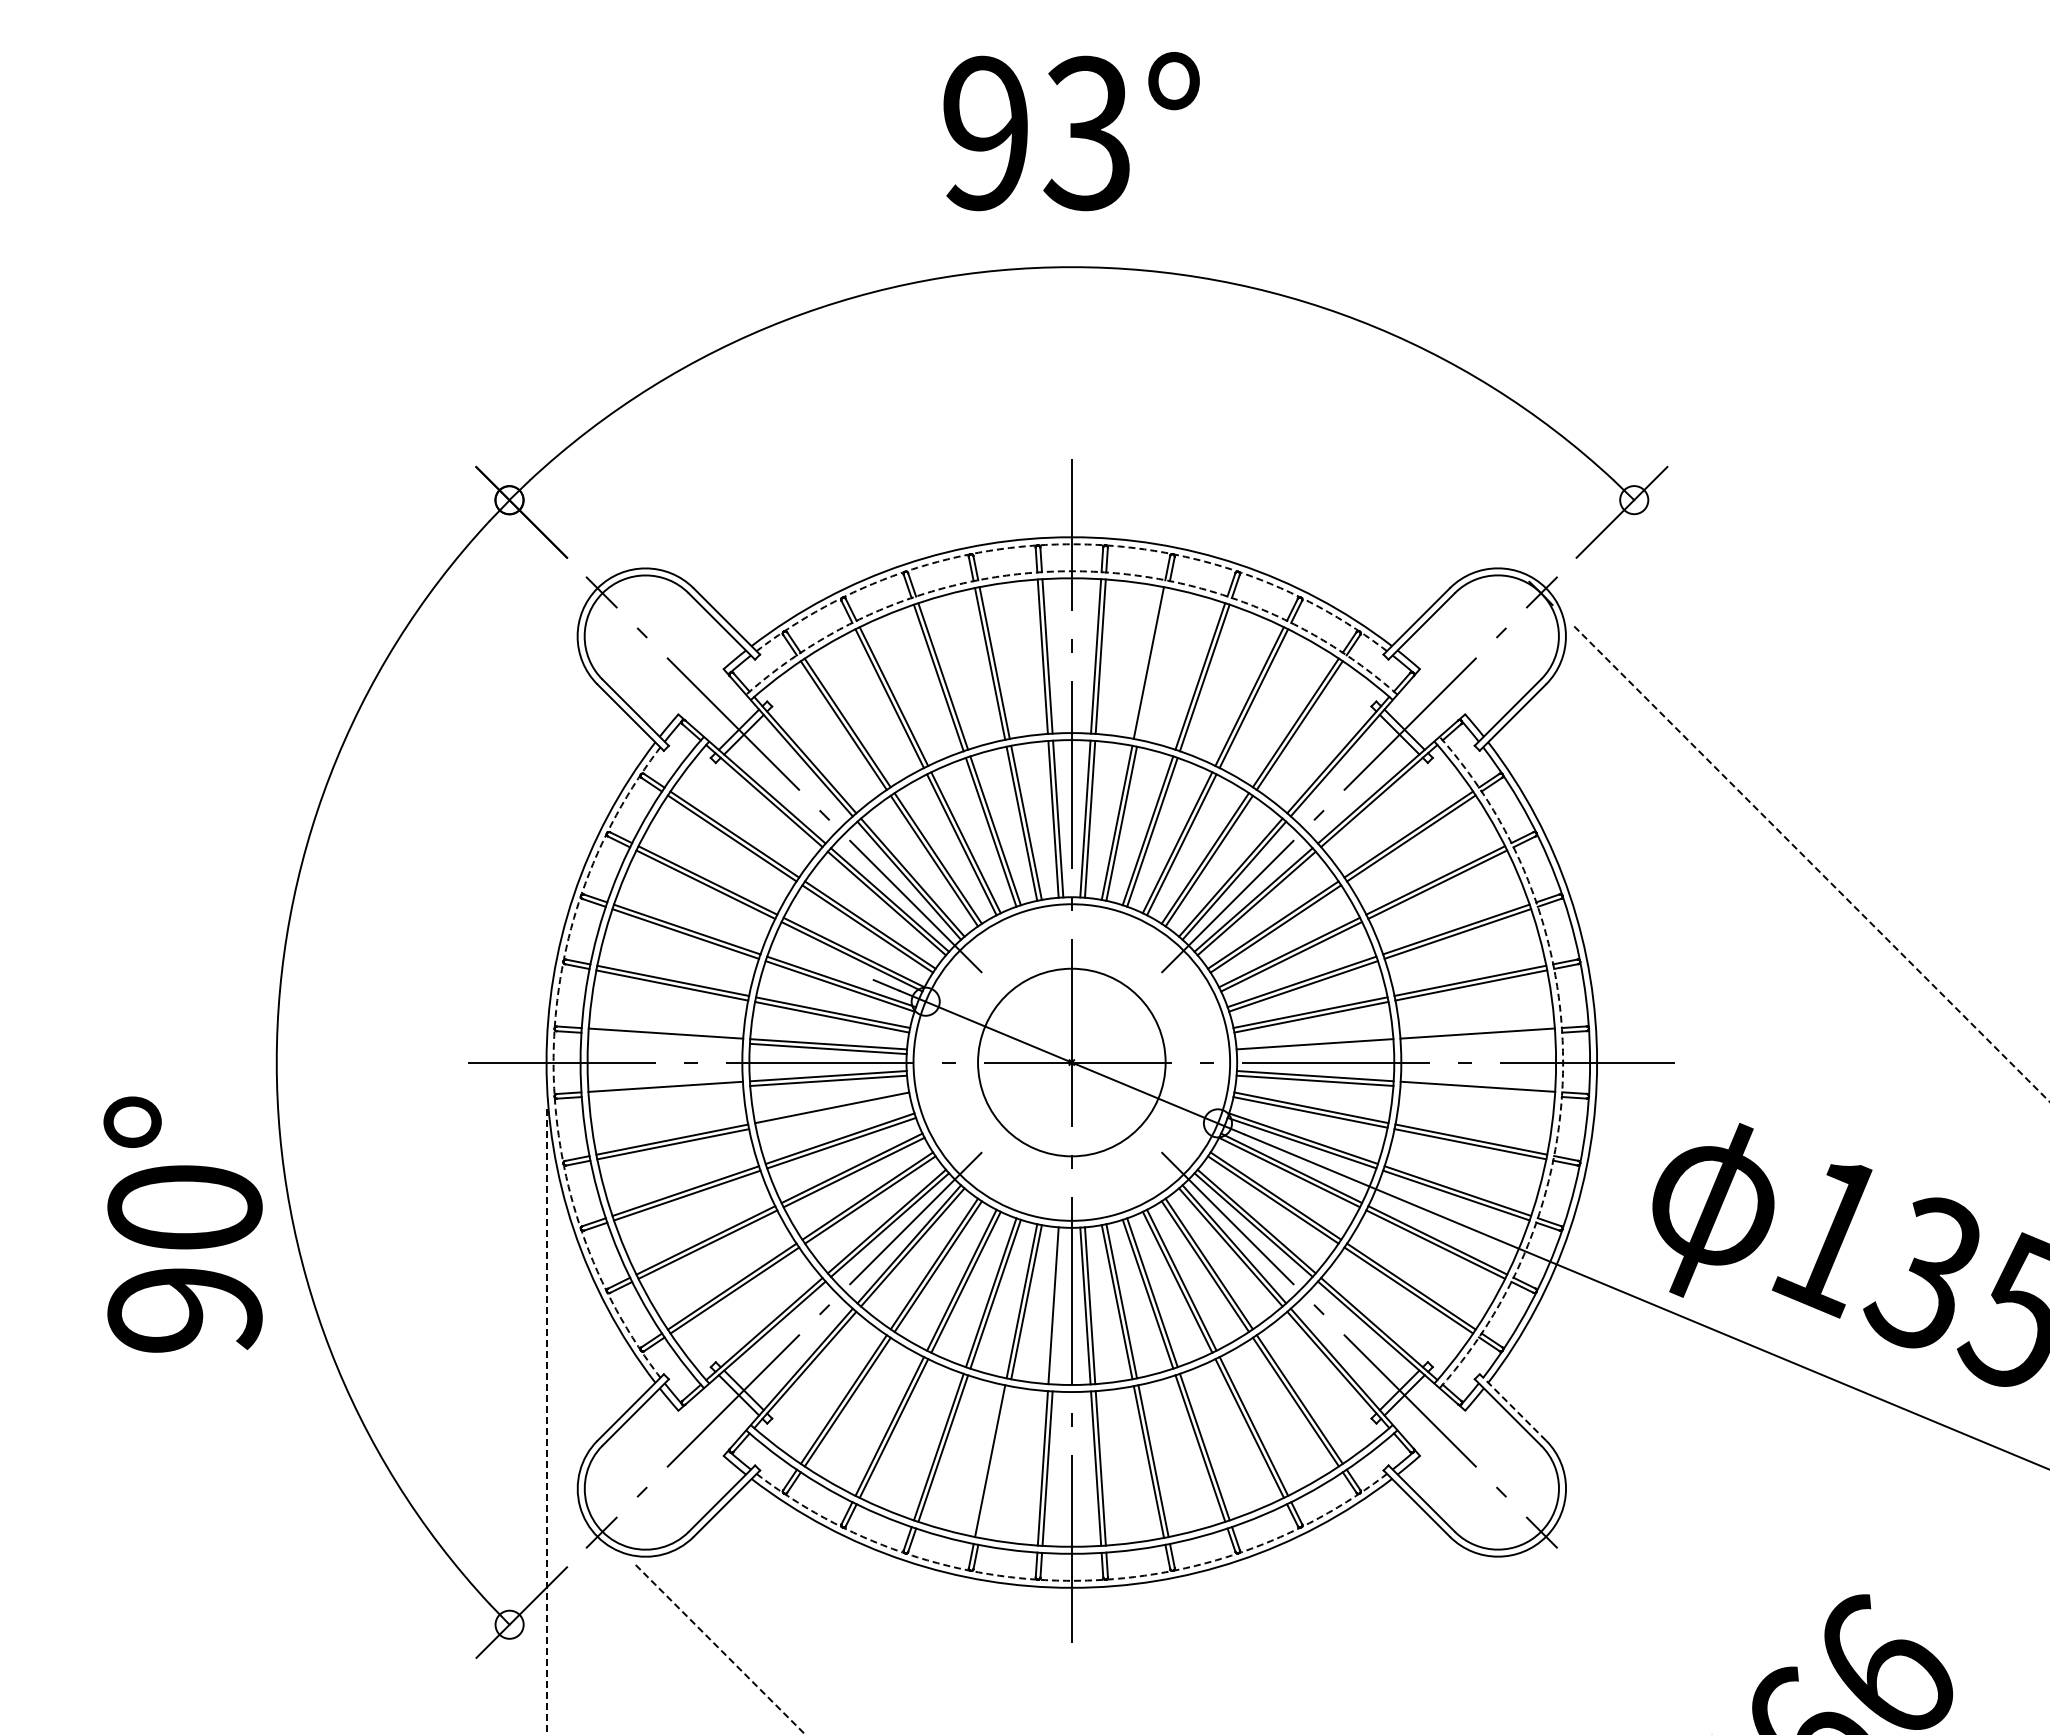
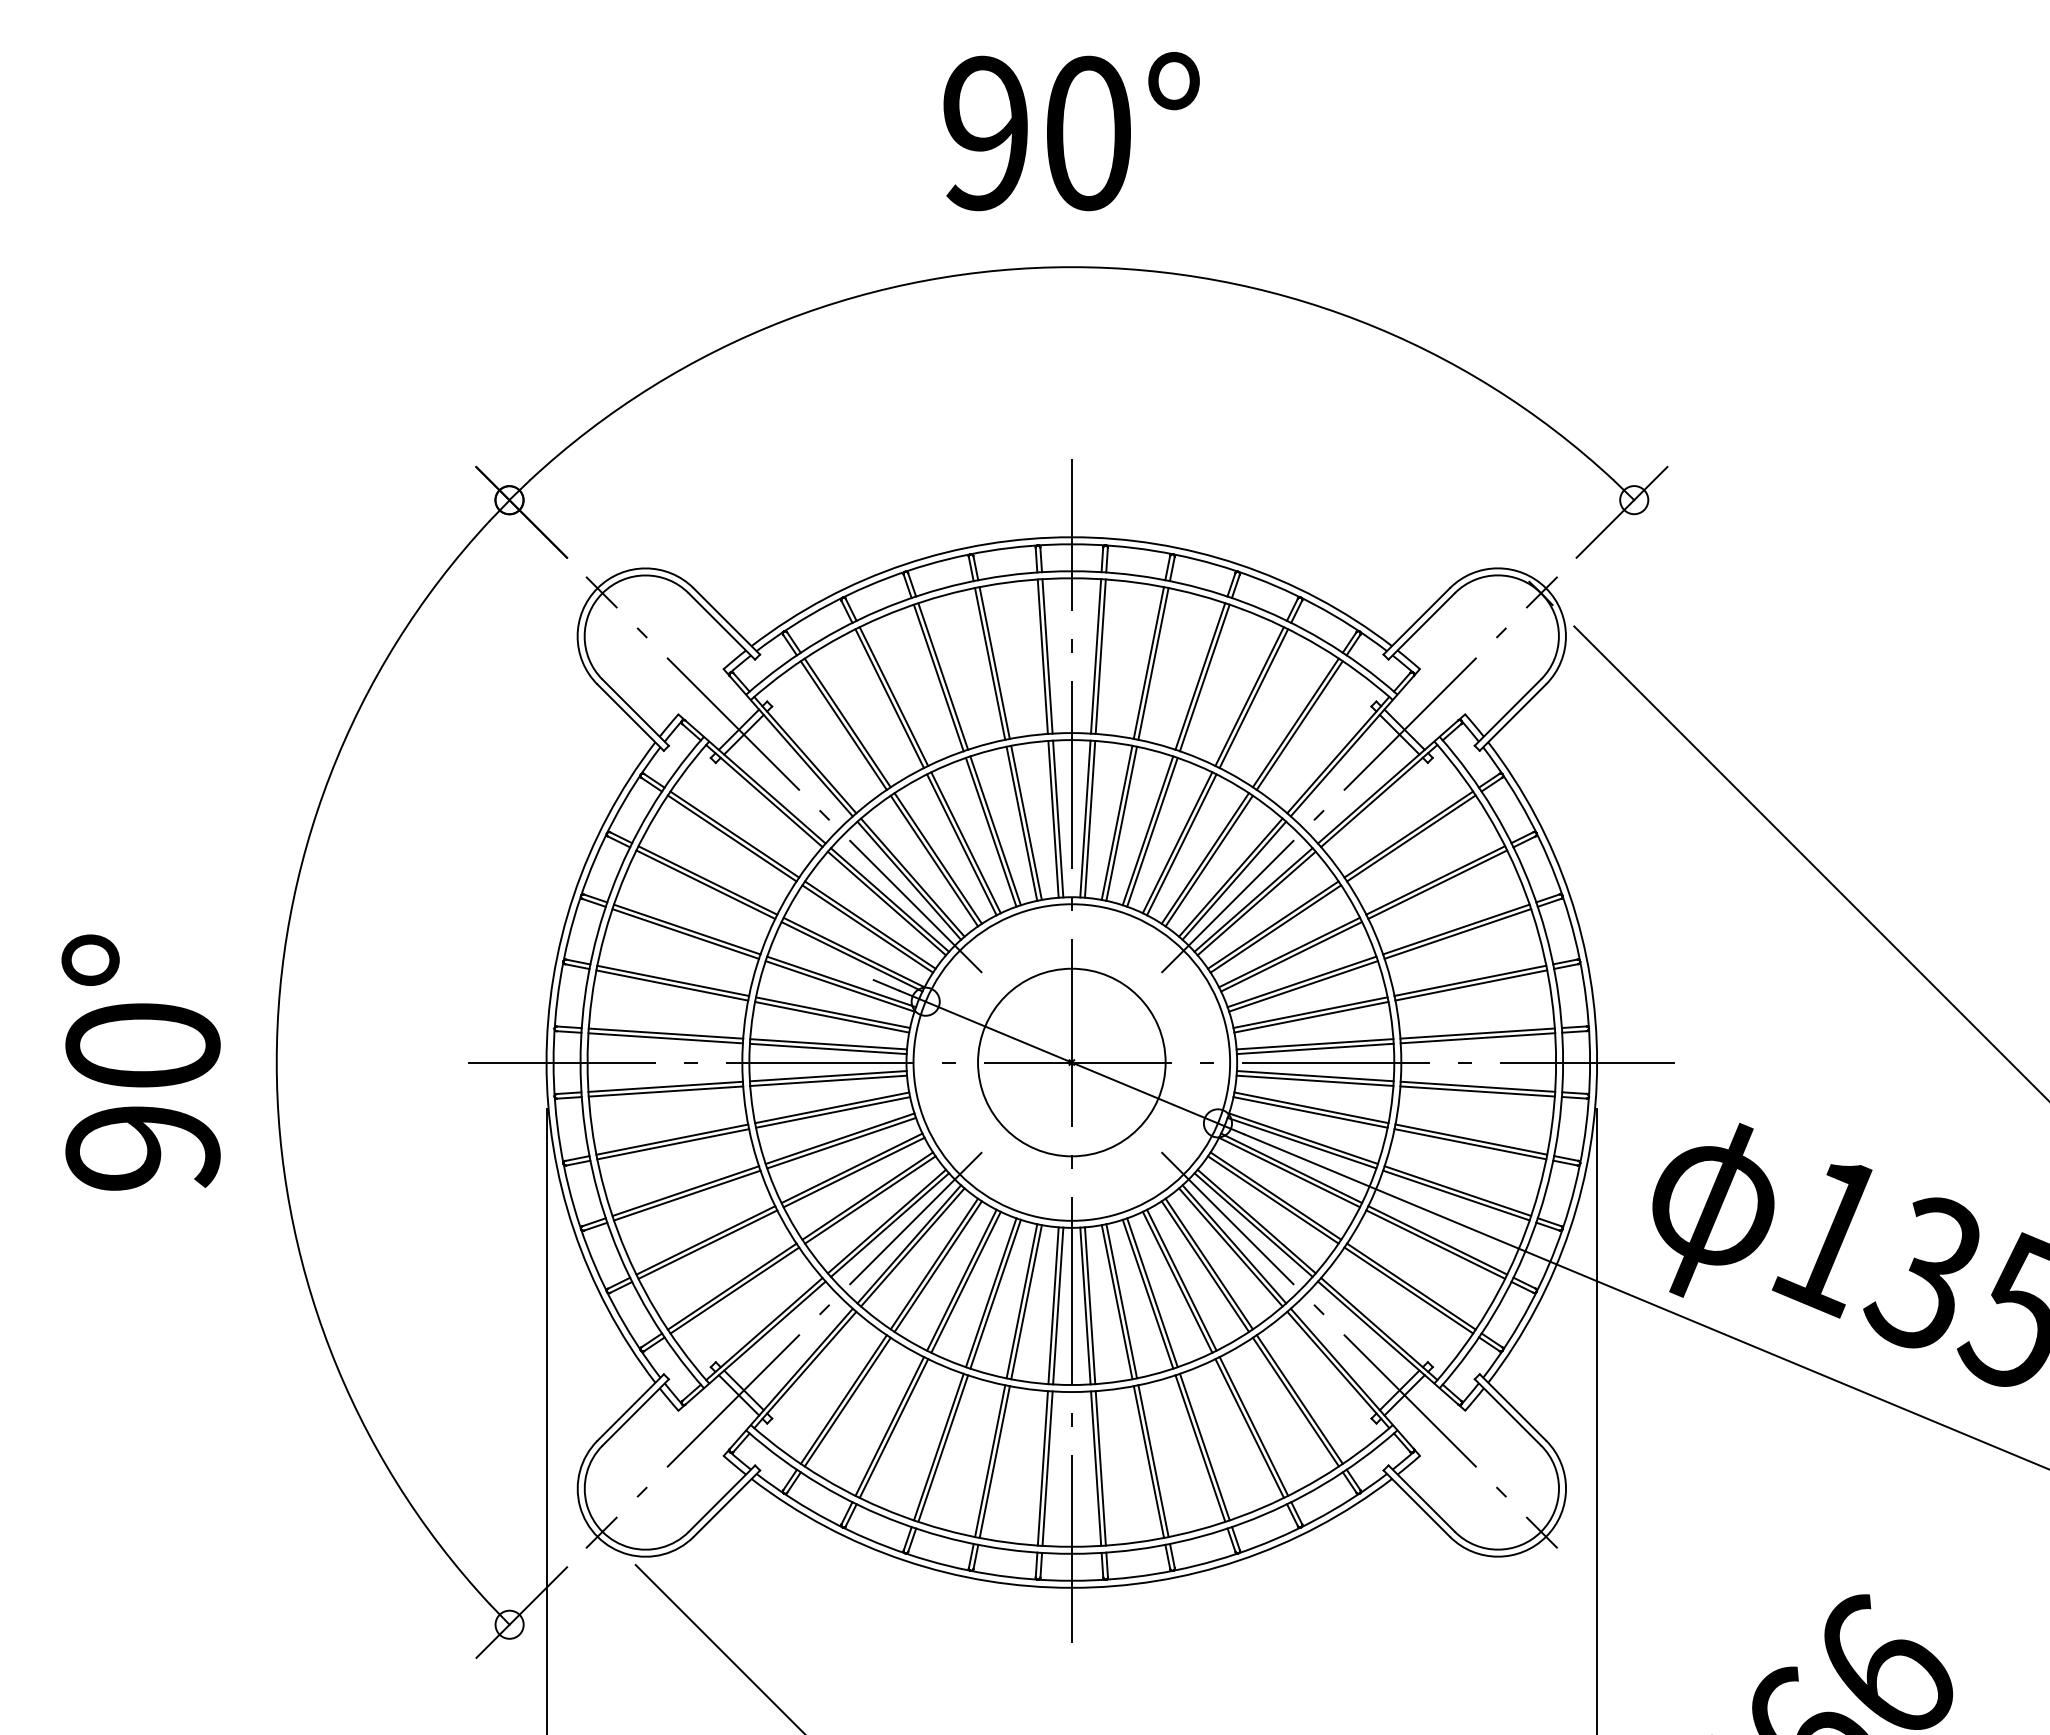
text: 93° -> 90° (1086, 133)
arc: dashed -> solid (1071, 544)
arc: dashed -> solid (1071, 571)
line: none -> present (1153, 663)
line: dashed -> solid (1812, 864)
line: none -> present (665, 1038)
line: none -> present (1477, 1038)
line: none -> present (1314, 1048)
arc: dashed -> solid (553, 1062)
arc: dashed -> solid (1563, 1062)
line: none -> present (665, 1091)
line: none -> present (1477, 1091)
line: none -> present (833, 1112)
text position: (182, 1224) -> (140, 1062) (140, 1062)
line: none -> present (1058, 1305)
line: dashed -> solid (1512, 1407)
line: none -> present (1597, 1420)
line: dashed -> solid (546, 1422)
line: none -> present (994, 1461)
arc: dashed -> solid (1071, 1580)
line: dashed -> solid (720, 1649)
